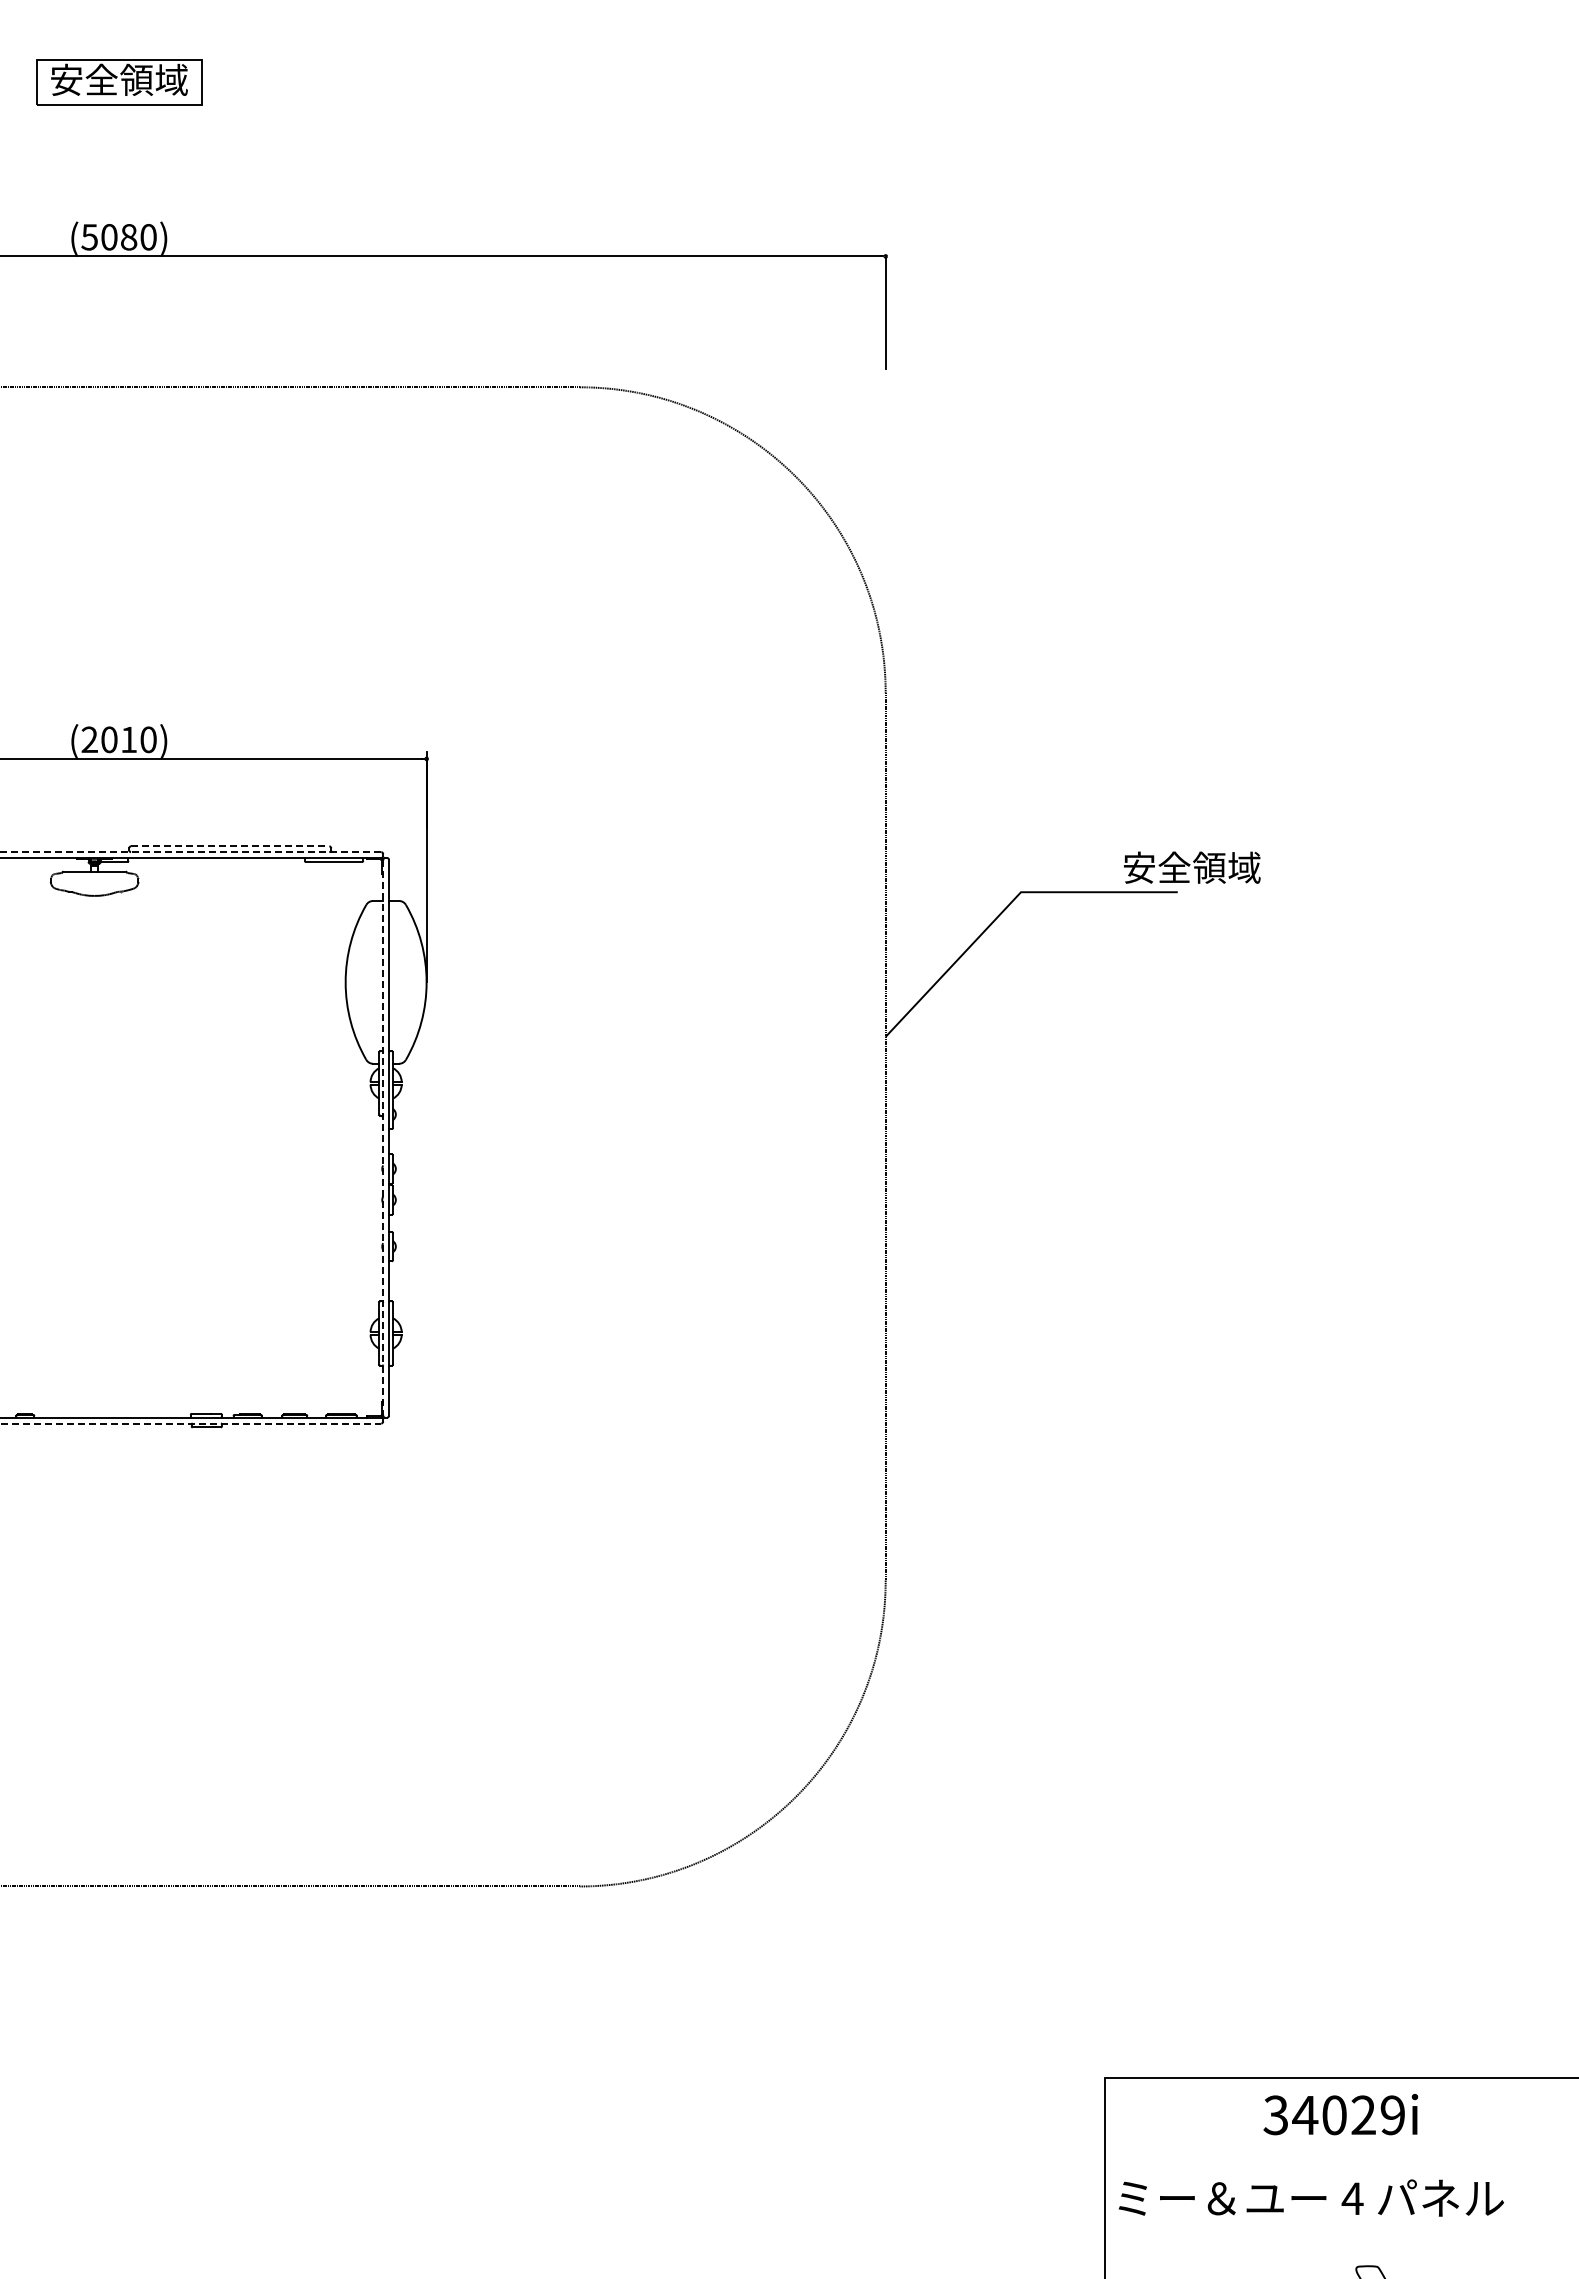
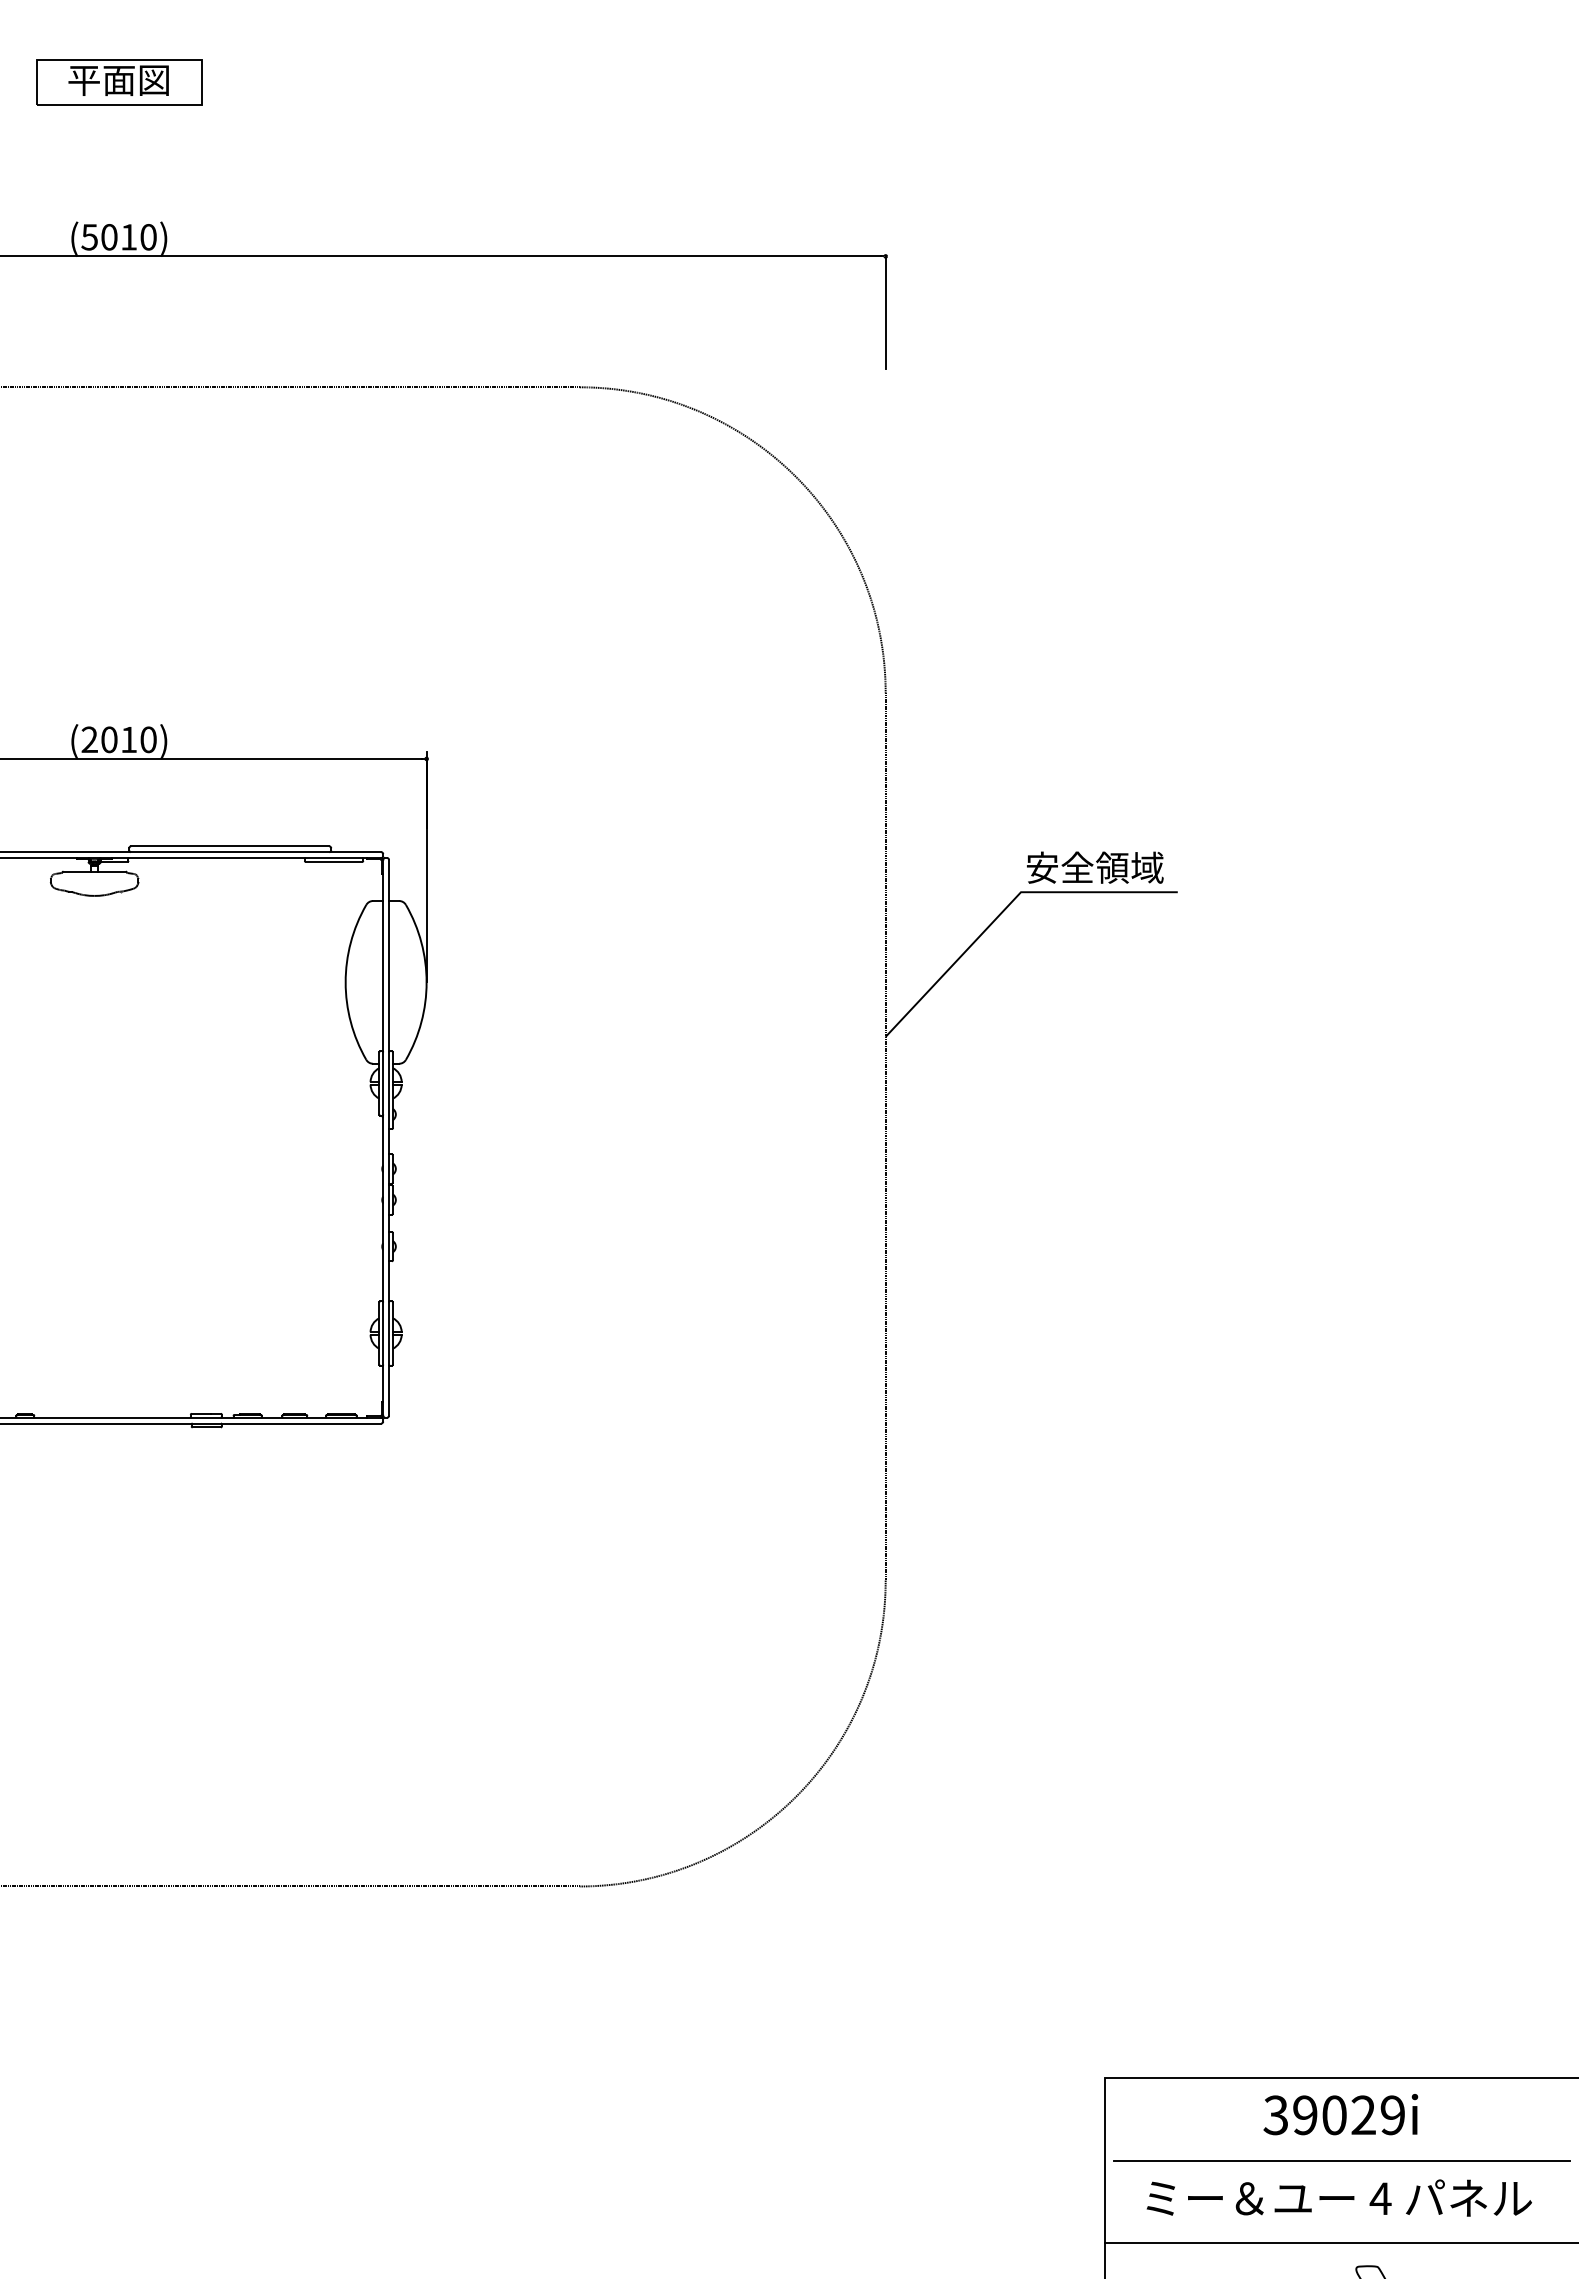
text: 安全領域 -> 平面図 (119, 79)
text: (5080) -> (5010) (129, 237)
line: dashed -> solid (230, 846)
line: dashed -> solid (190, 852)
text position: (1192, 867) -> (1095, 867) (1095, 867)
line: dashed -> solid (383, 1137)
line: dashed -> solid (191, 1423)
text: 34029i -> 39029i (1305, 2115)
line: none -> present (1341, 2160)
text position: (1310, 2197) -> (1338, 2197) (1338, 2197)
line: none -> present (1339, 2243)
